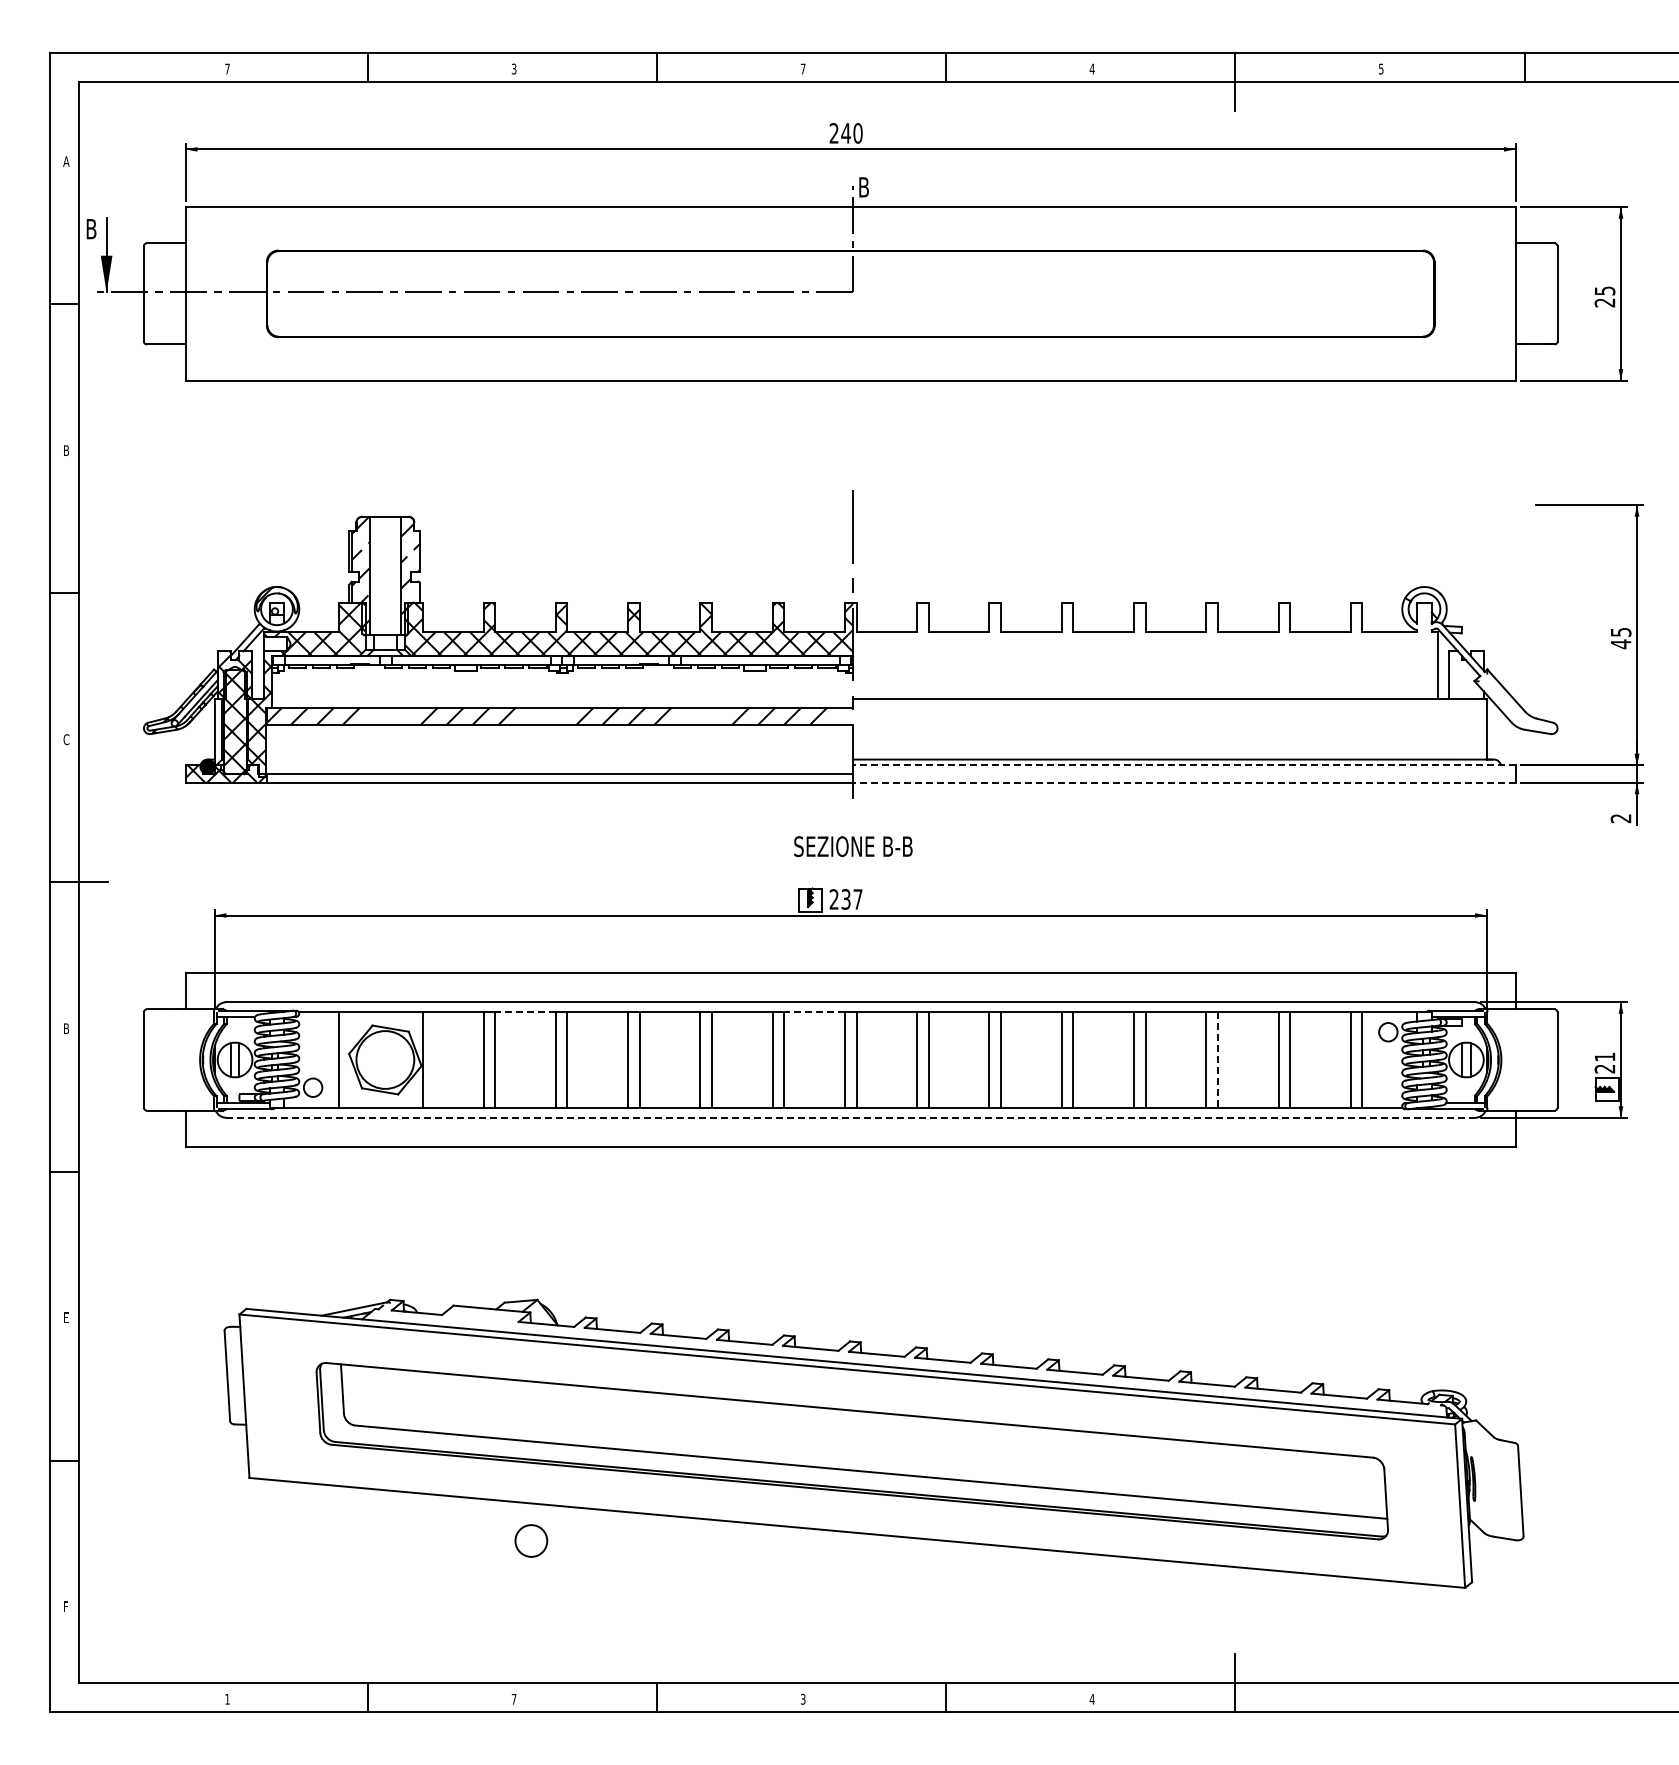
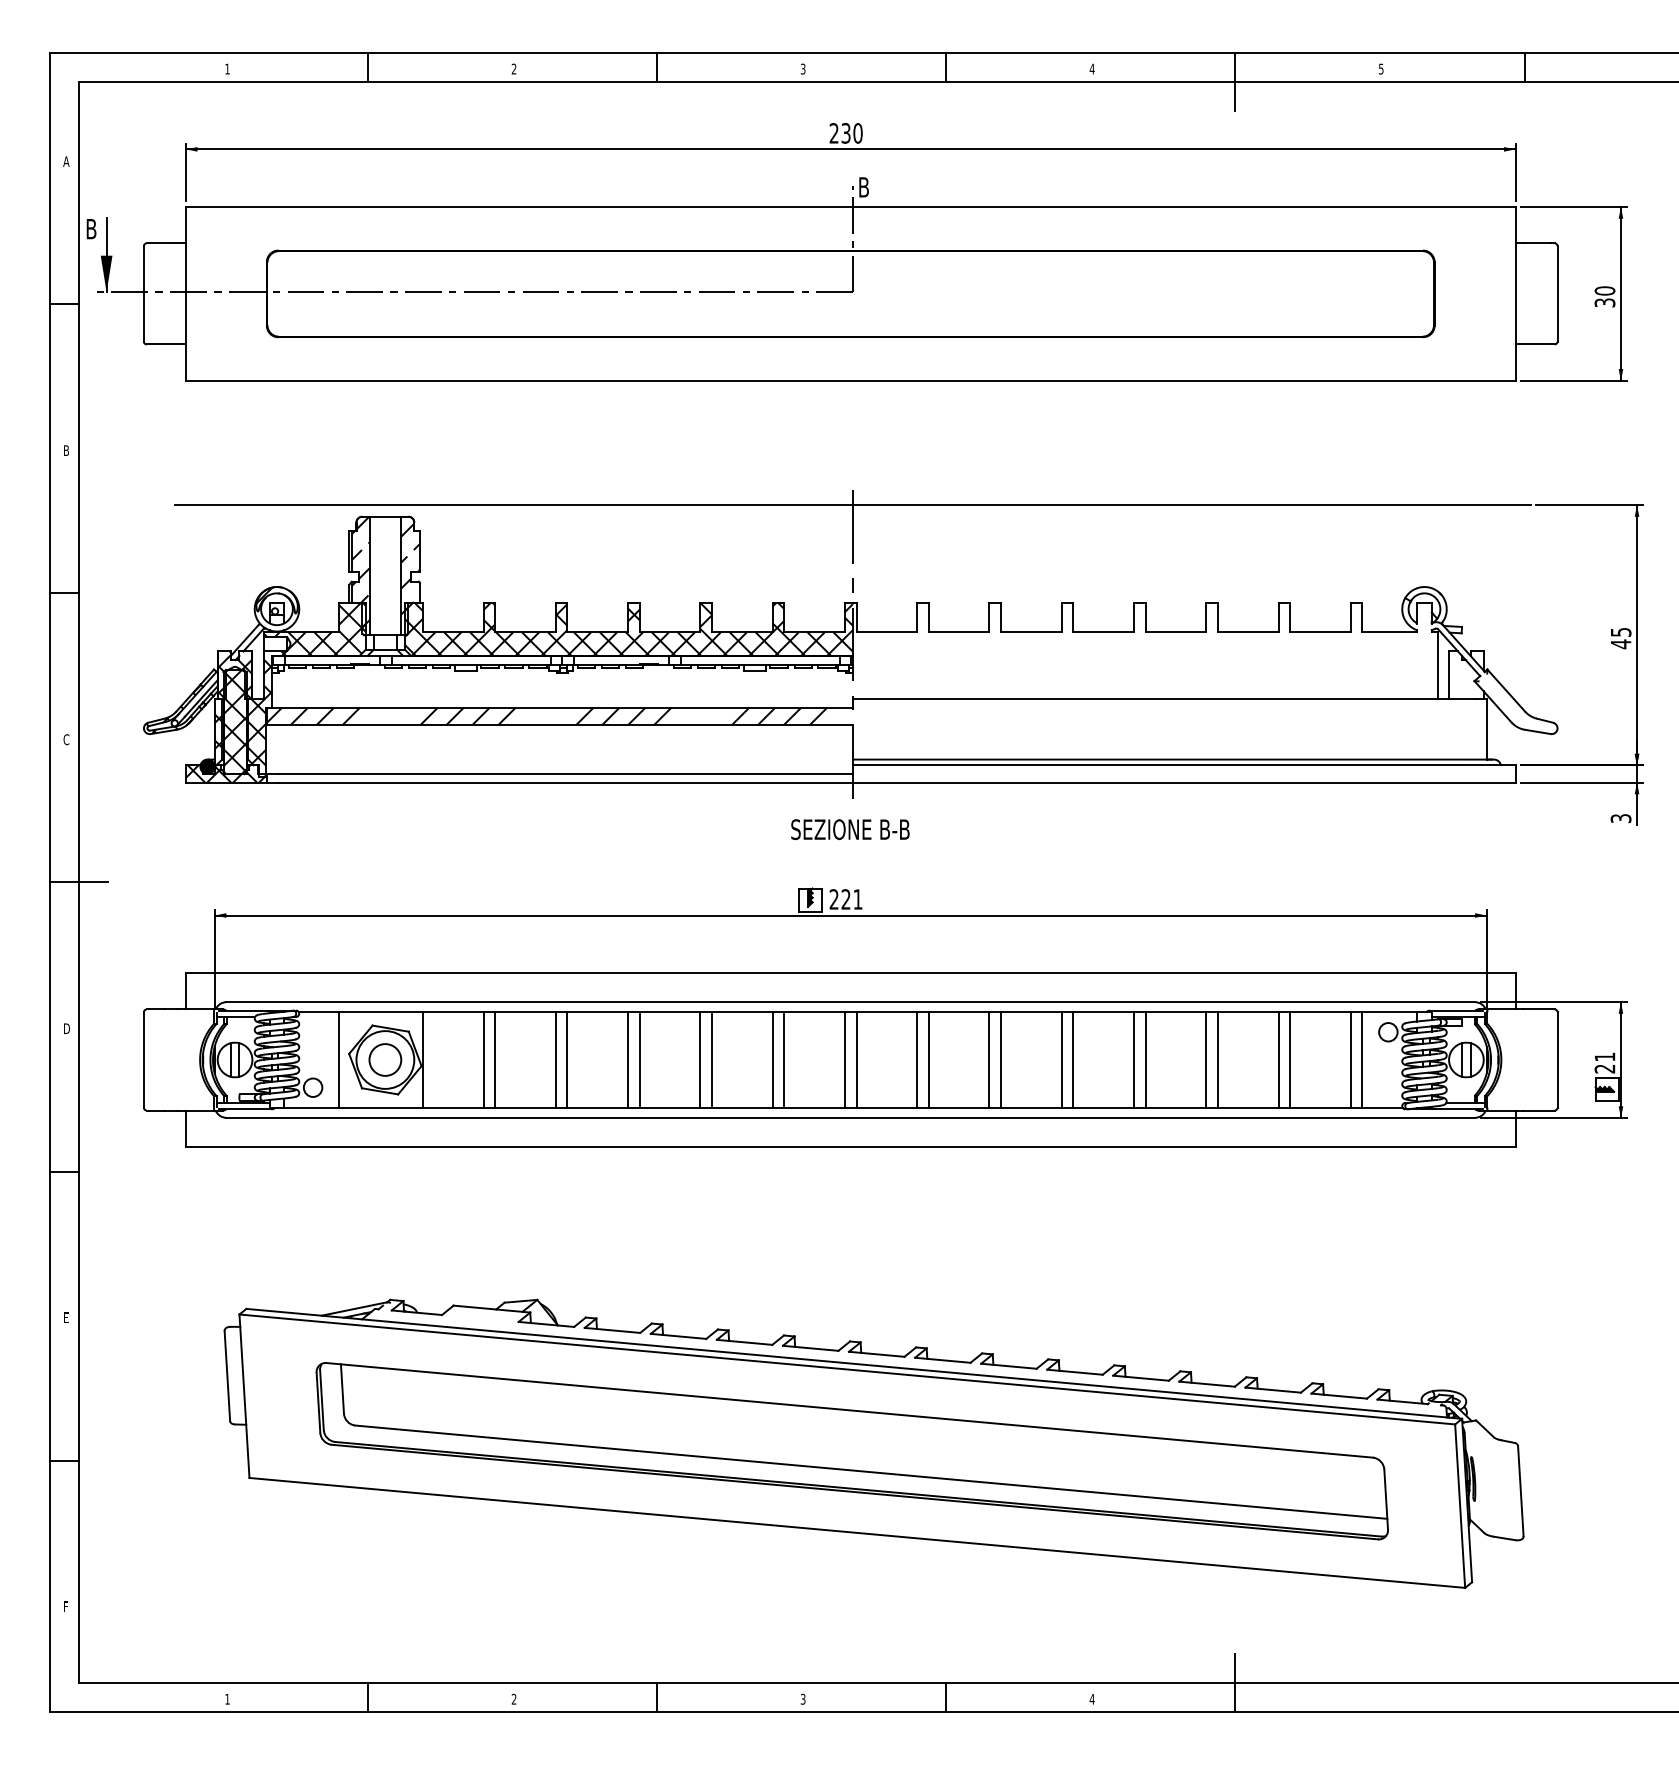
text: 7 -> 1 (227, 68)
text: 7 -> 3 (802, 68)
text: 3 -> 2 (513, 69)
text: 240 -> 230 (845, 133)
text: 25 -> 30 (1604, 296)
line: none -> present (852, 505)
hatch: none -> present (218, 731)
line: dashed -> solid (1183, 765)
line: dashed -> solid (1183, 782)
text: 2 -> 3 (1621, 818)
text position: (853, 846) -> (850, 829) (850, 829)
text: 237 -> 221 (851, 899)
line: dashed -> solid (525, 1012)
line: dashed -> solid (814, 1012)
text: B -> D (67, 1028)
line: dashed -> solid (1217, 1060)
line: dashed -> solid (851, 1117)
circle position: (531, 1540) -> (385, 1059) (385, 1059)
text: 7 -> 2 (513, 1698)
